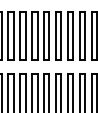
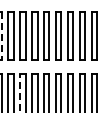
line: solid -> dashed (1, 36)
line: solid -> dashed (20, 92)
